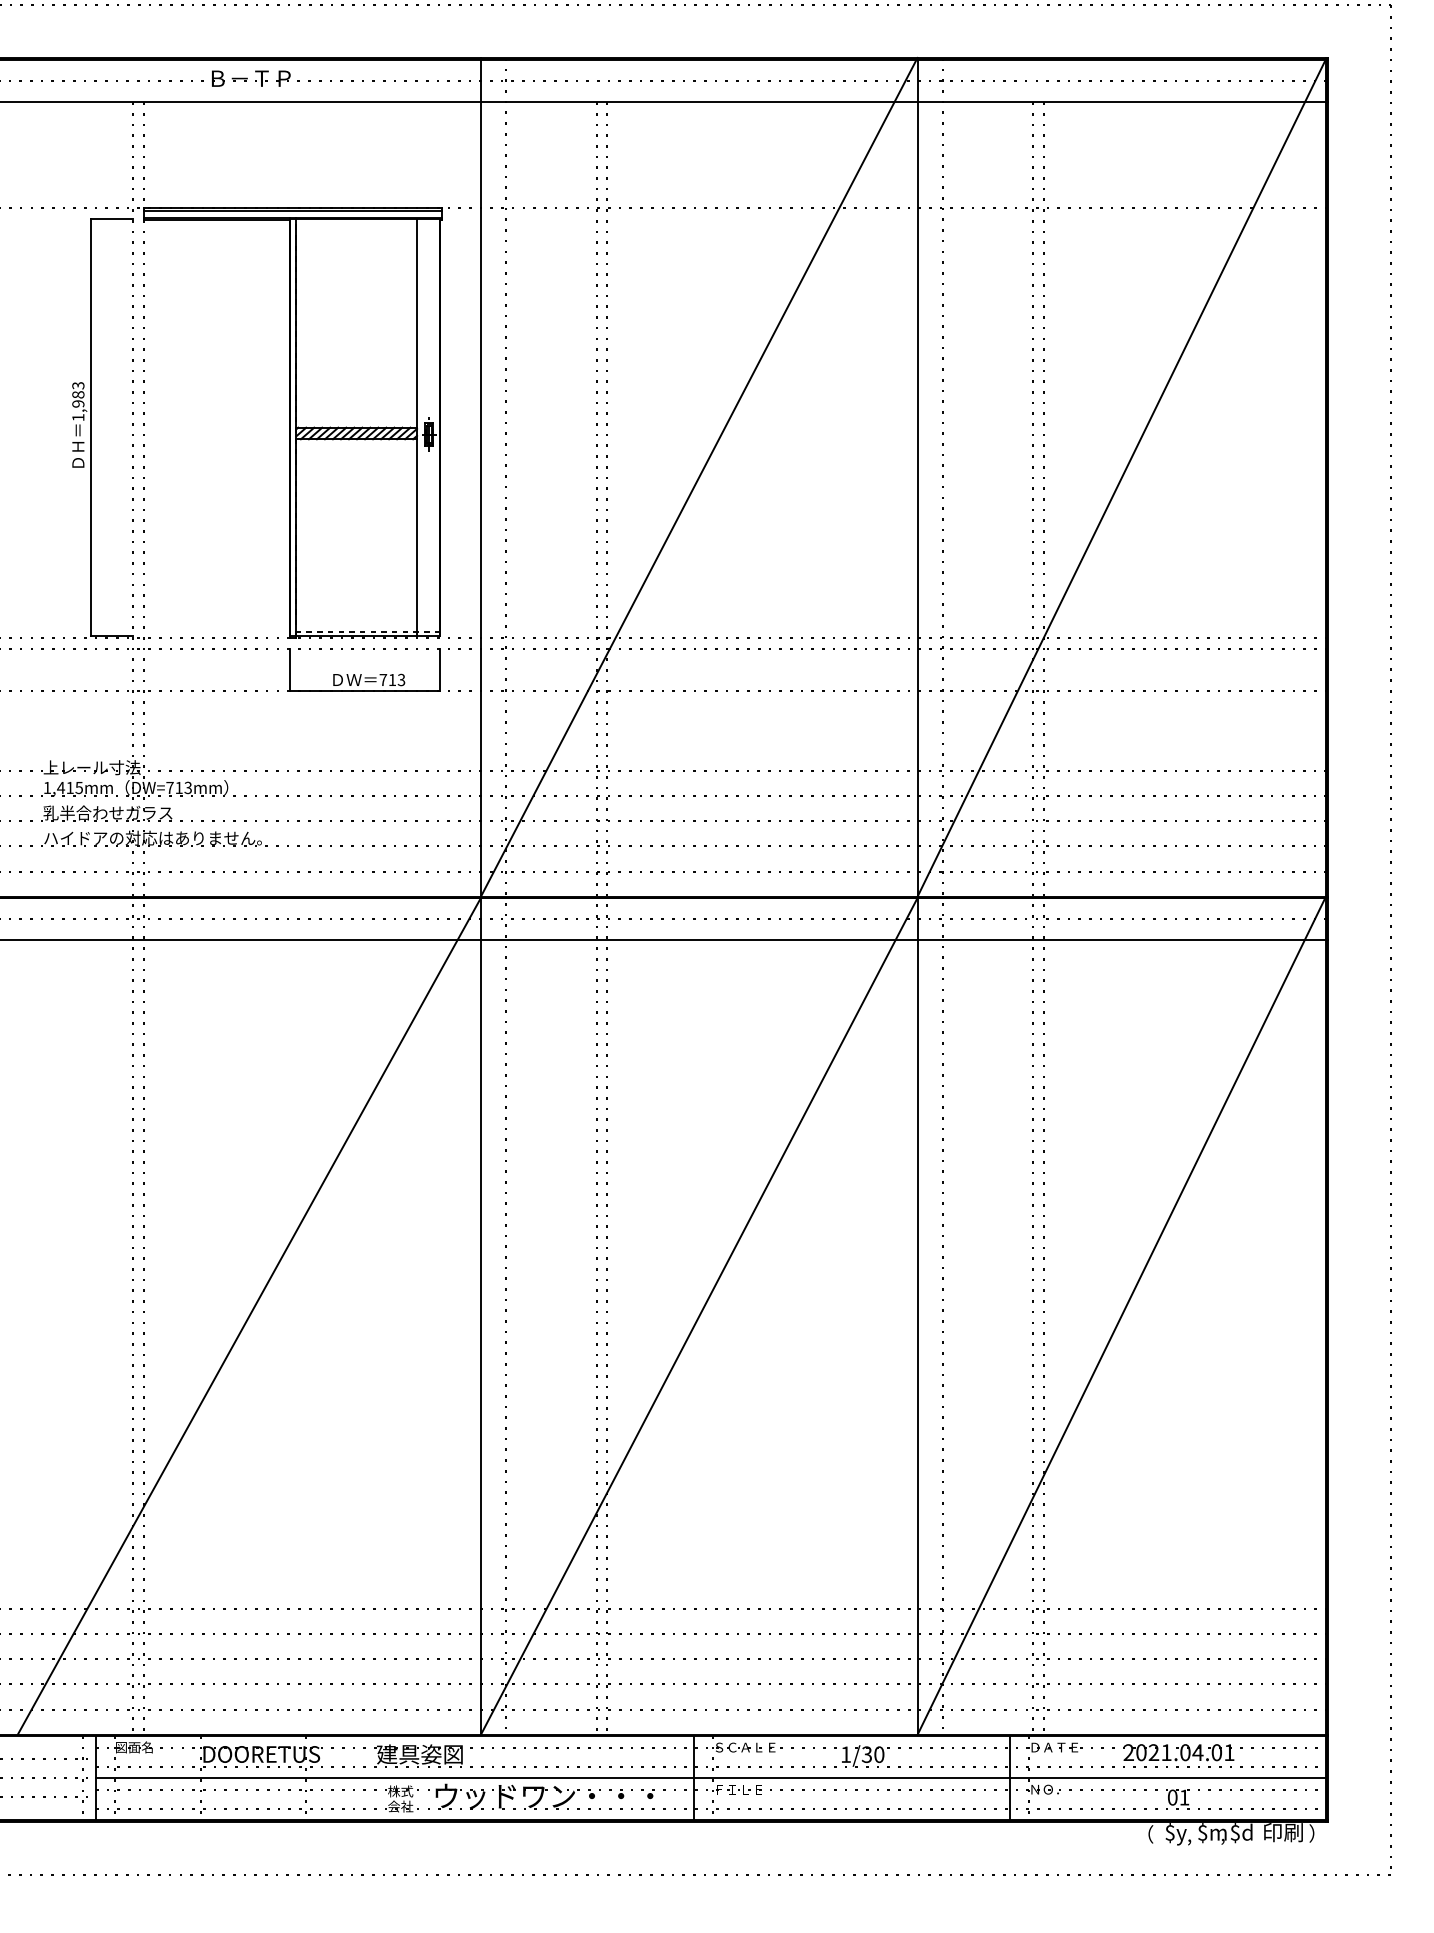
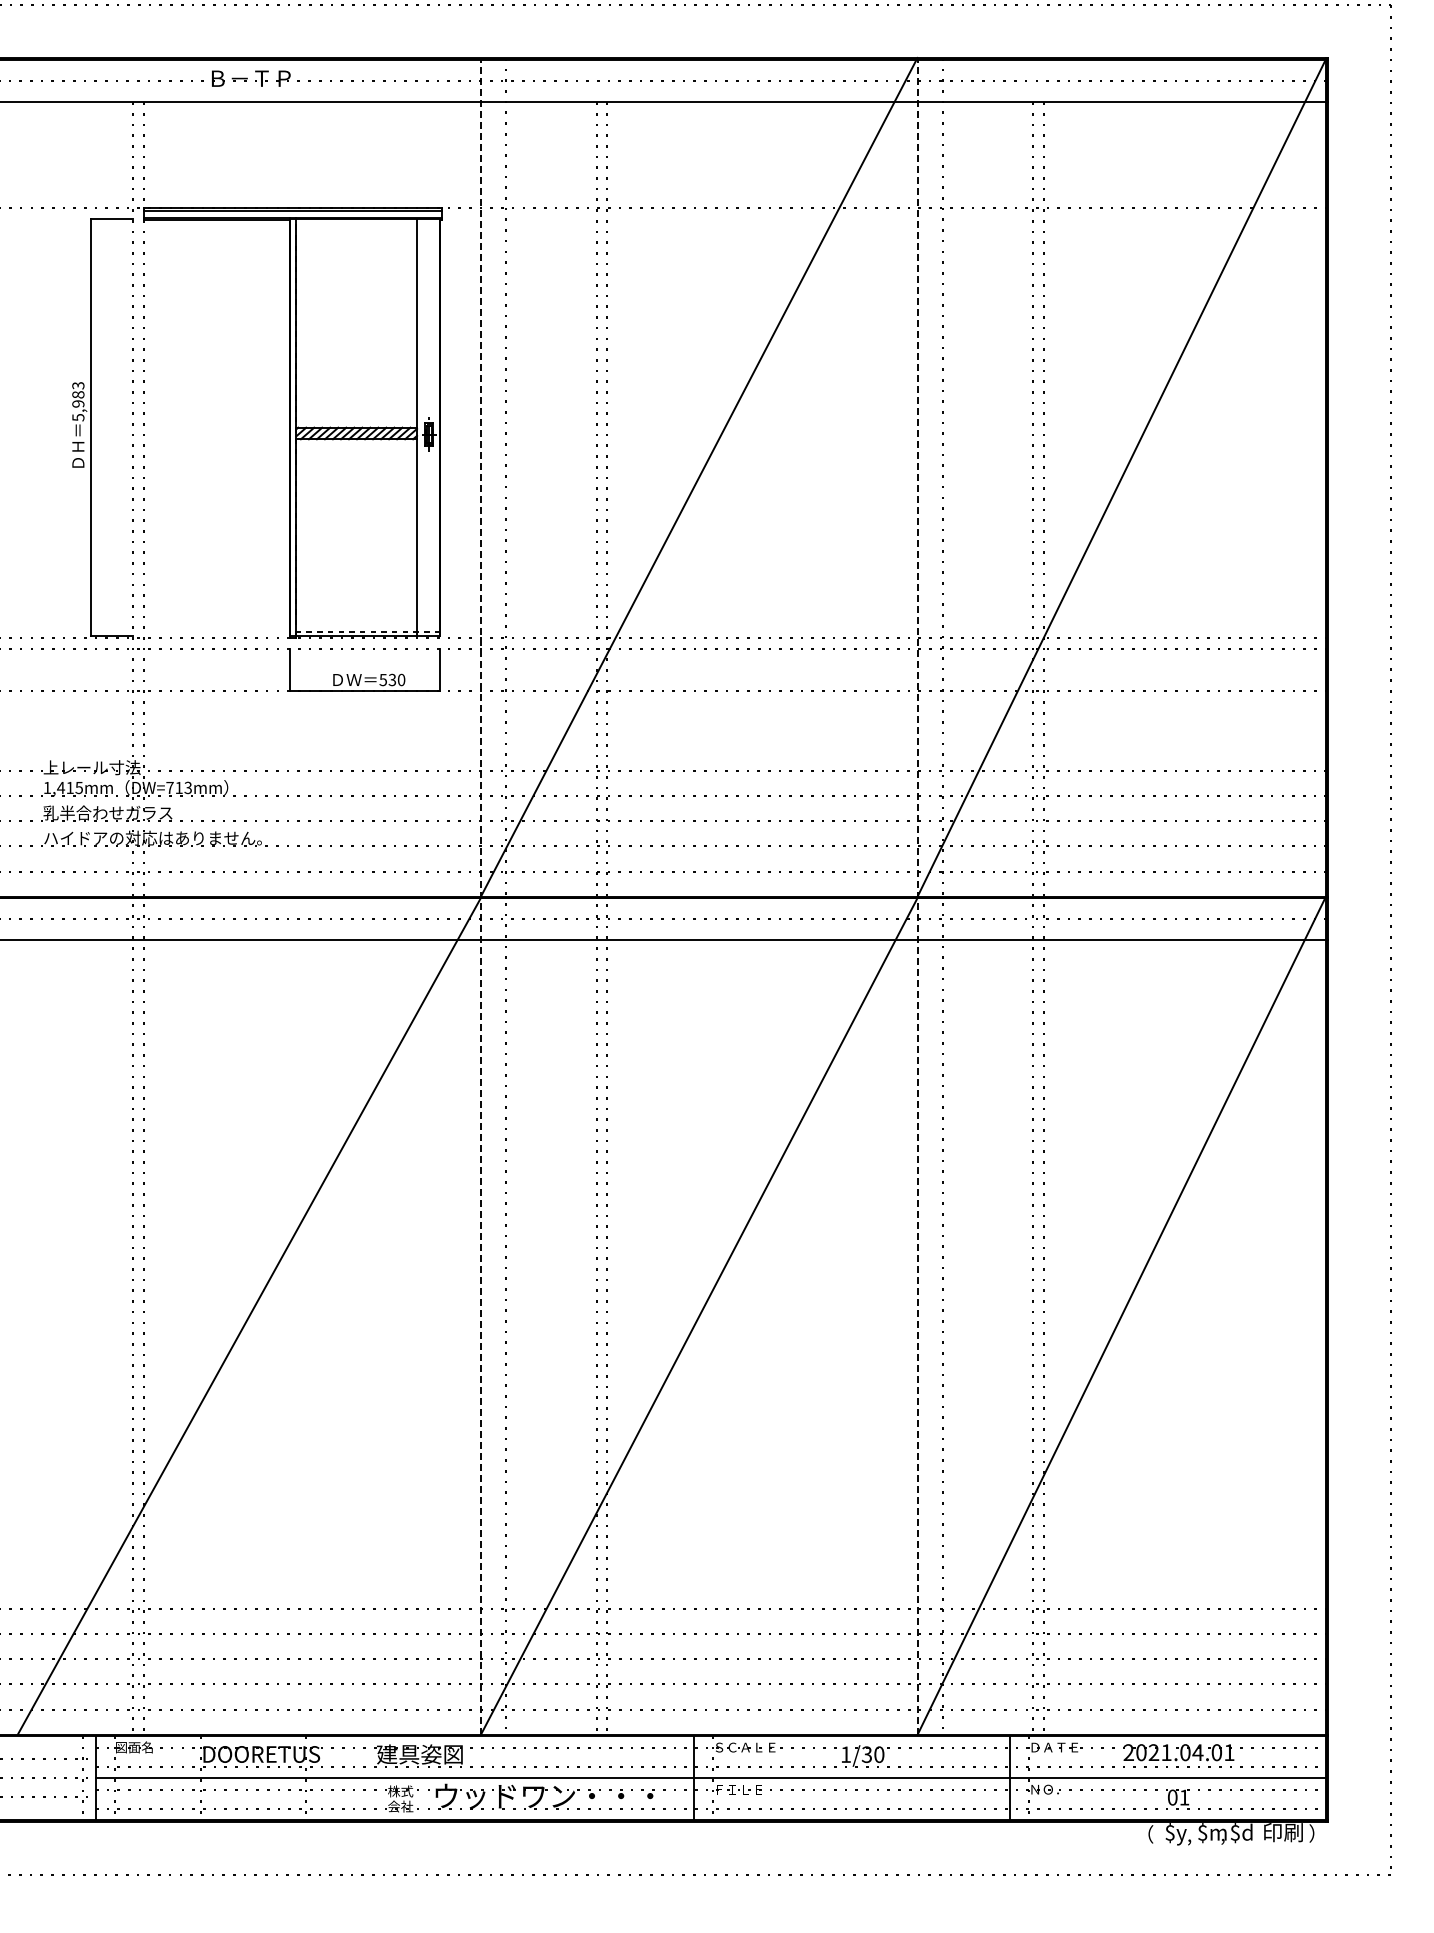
text: 1,983 -> 5,983 (78, 417)
text: 713 -> 530 (392, 679)
line: solid -> dashed (480, 896)
line: solid -> dashed (917, 896)
